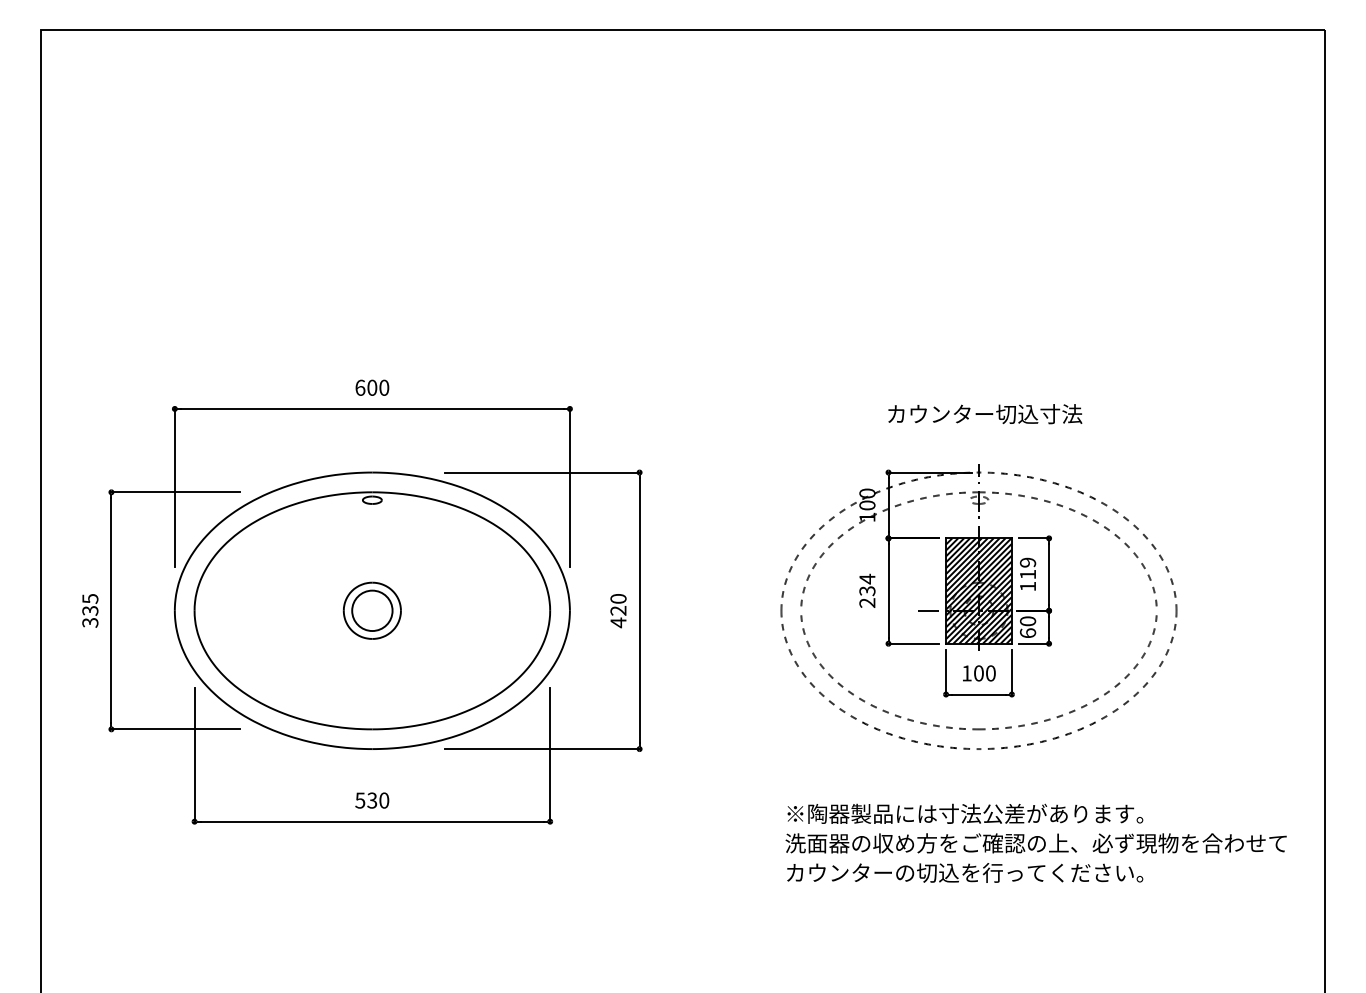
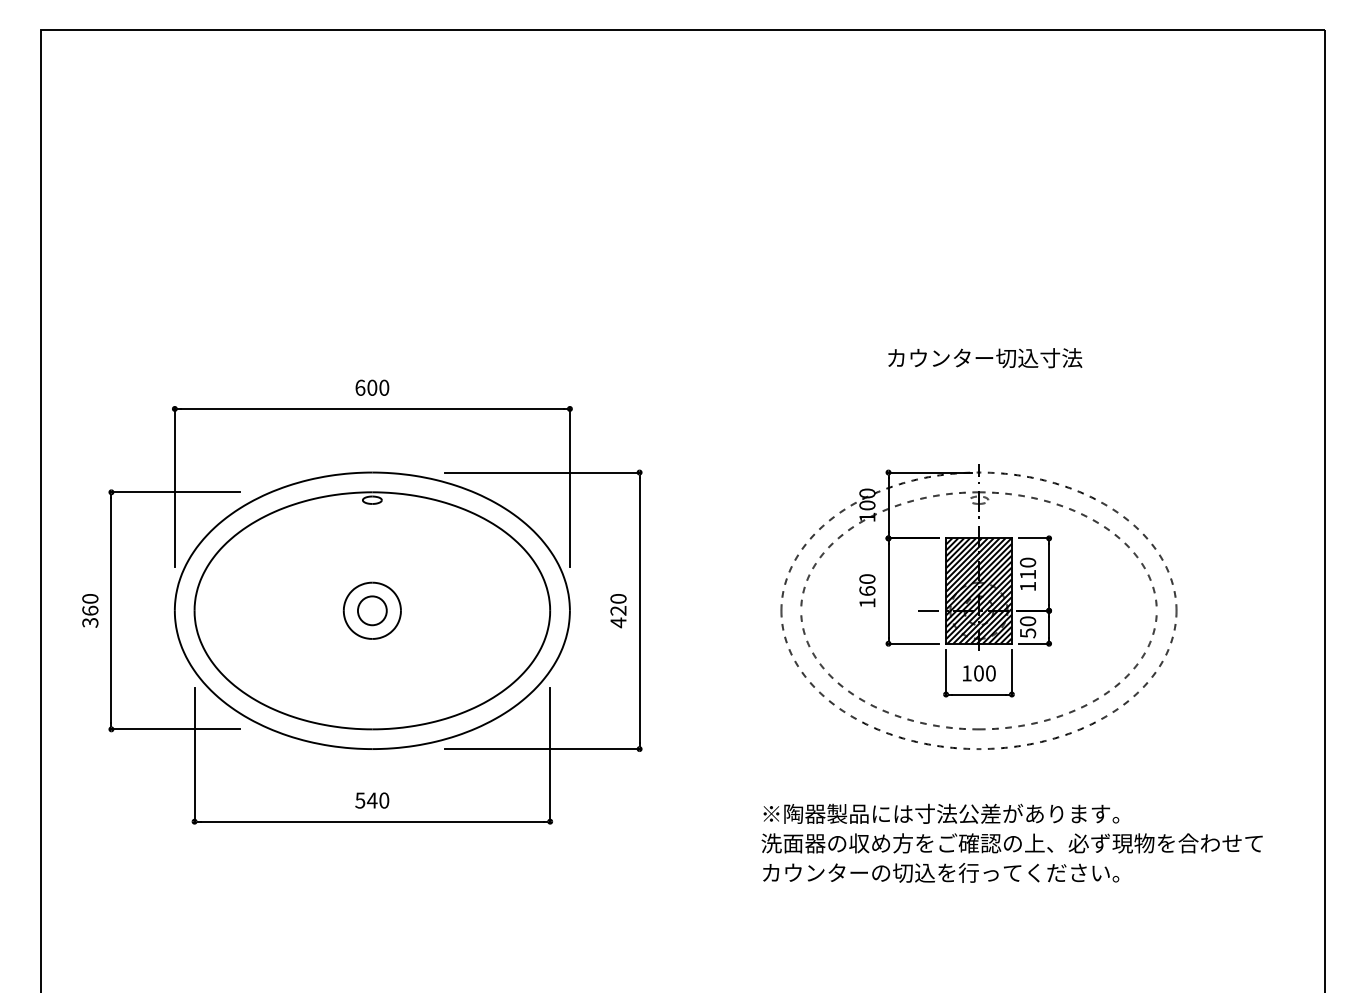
text position: (985, 414) -> (985, 358) (985, 358)
text: 119 -> 110 (1028, 562)
text: 234 -> 160 (867, 590)
text: 335 -> 360 (90, 604)
circle diameter: 40 px -> 29 px (371, 610)
text: 60 -> 50 (1027, 633)
text: 530 -> 540 (371, 800)
text position: (1035, 842) -> (1011, 842) (1011, 842)
